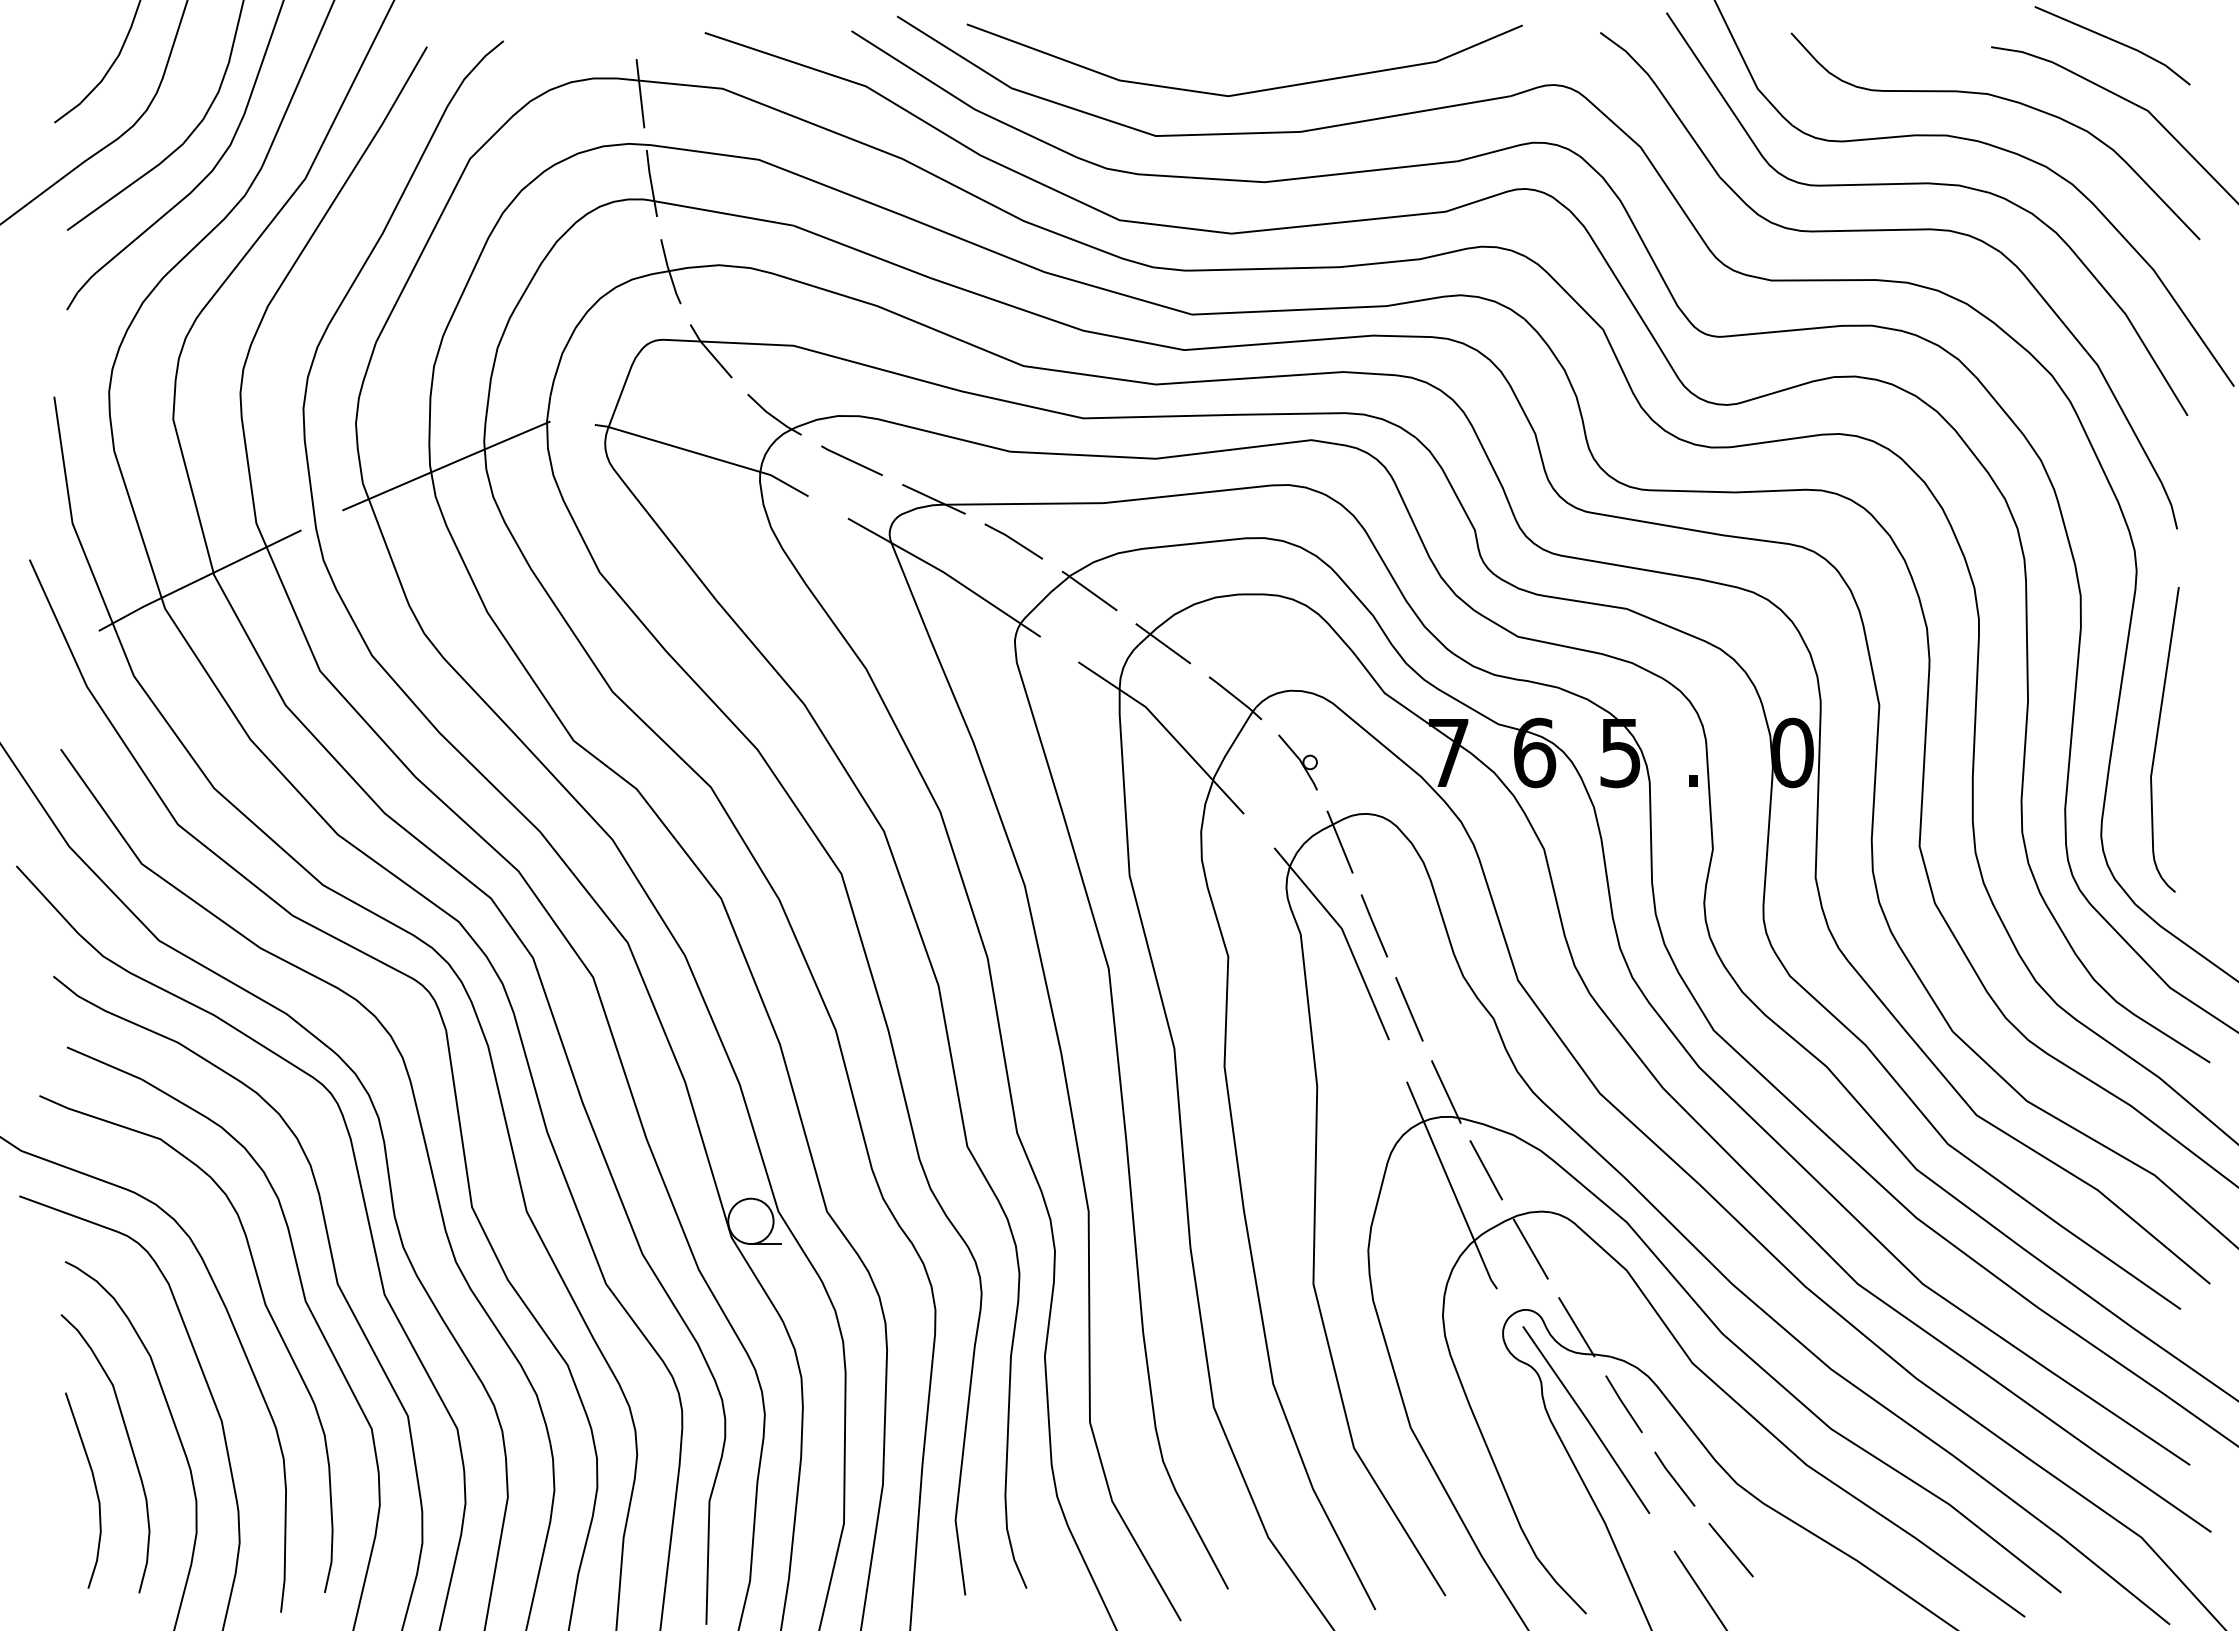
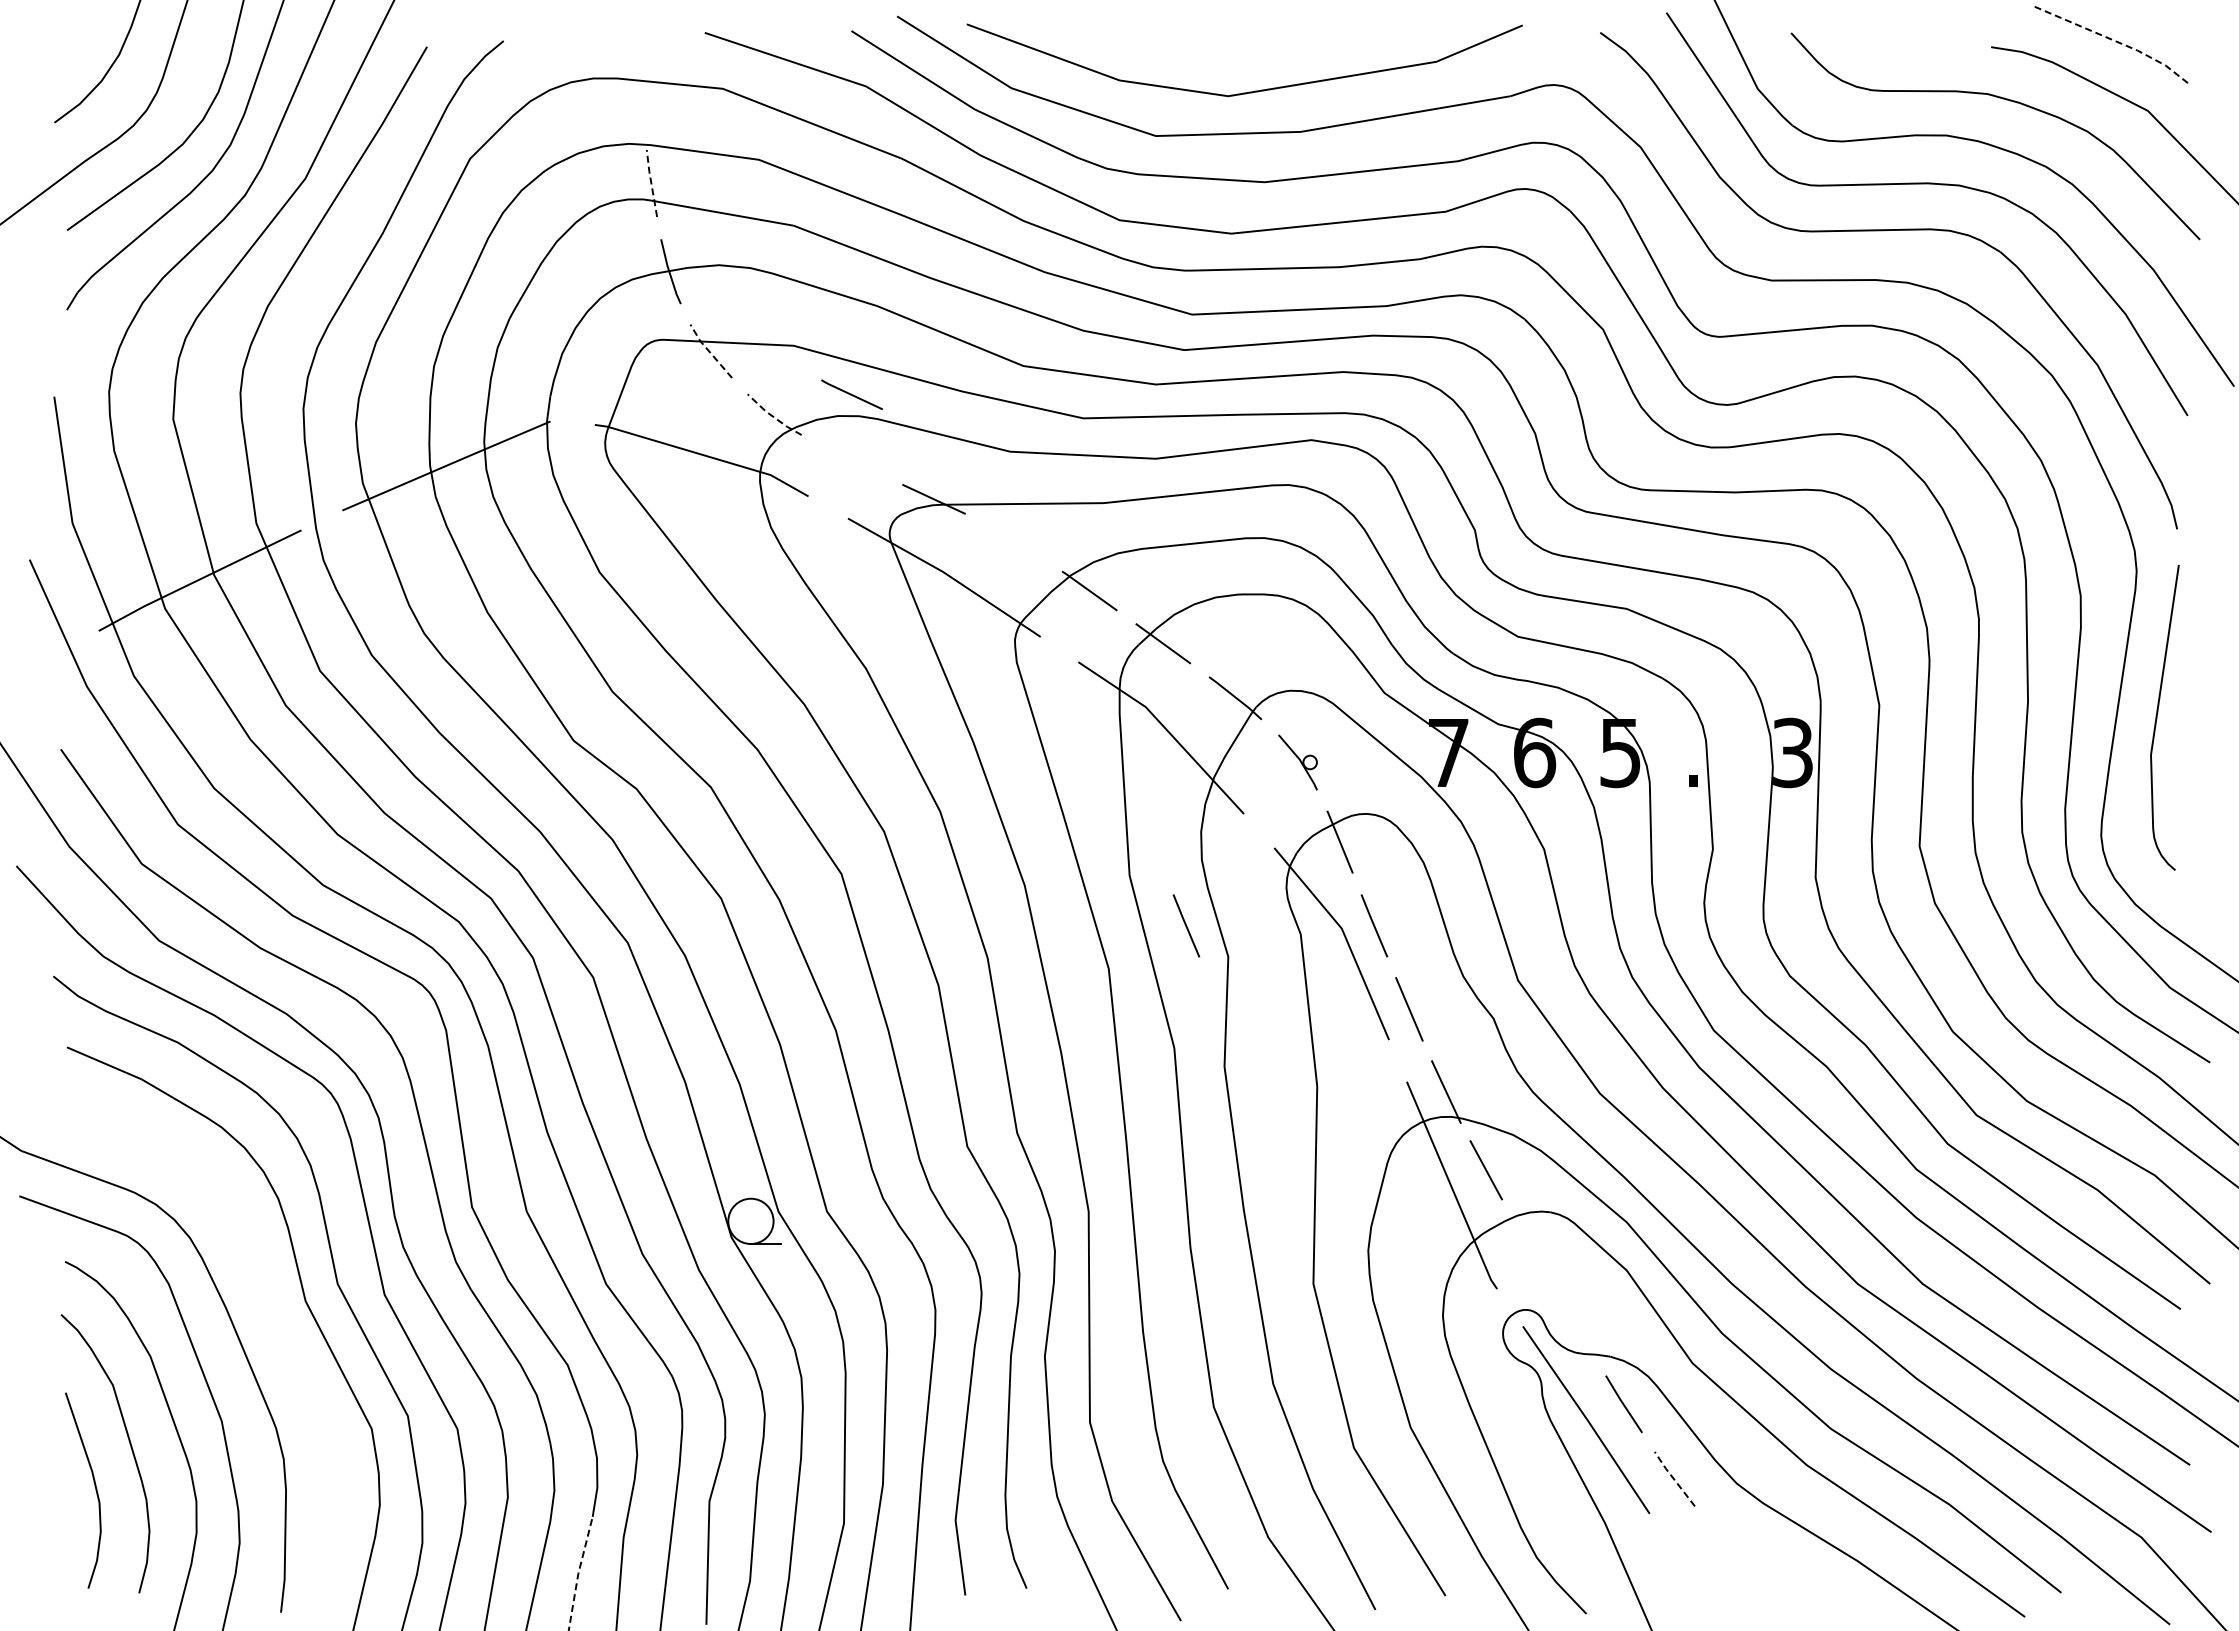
line: solid -> dashed (2116, 41)
line: present -> none (640, 93)
line: solid -> dashed (651, 182)
line: solid -> dashed (709, 351)
line: solid -> dashed (773, 416)
line position: (851, 460) -> (851, 394) (851, 394)
line: present -> none (1013, 541)
curve position: (2157, 739) -> (2157, 717) (2157, 717)
text: 0 -> 3 (1792, 752)
line: none -> present (1186, 925)
line: present -> none (1530, 1248)
part: present -> none (264, 1305)
line: present -> none (1576, 1327)
line: solid -> dashed (1674, 1479)
line: present -> none (1730, 1549)
line: solid -> dashed (578, 1573)
line: present -> none (1699, 1589)
